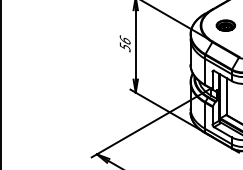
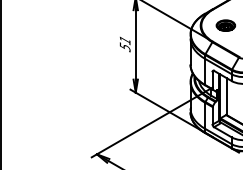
text: 56 -> 51 (124, 40)
